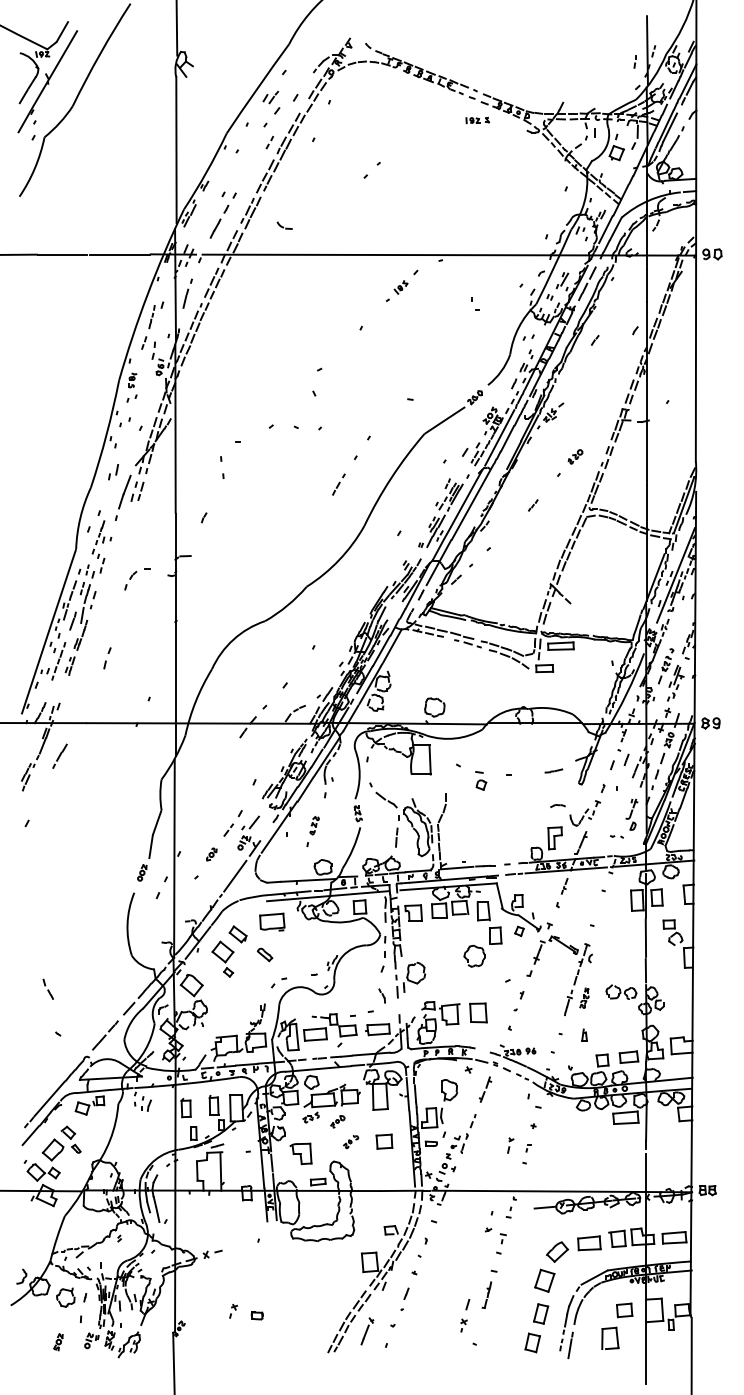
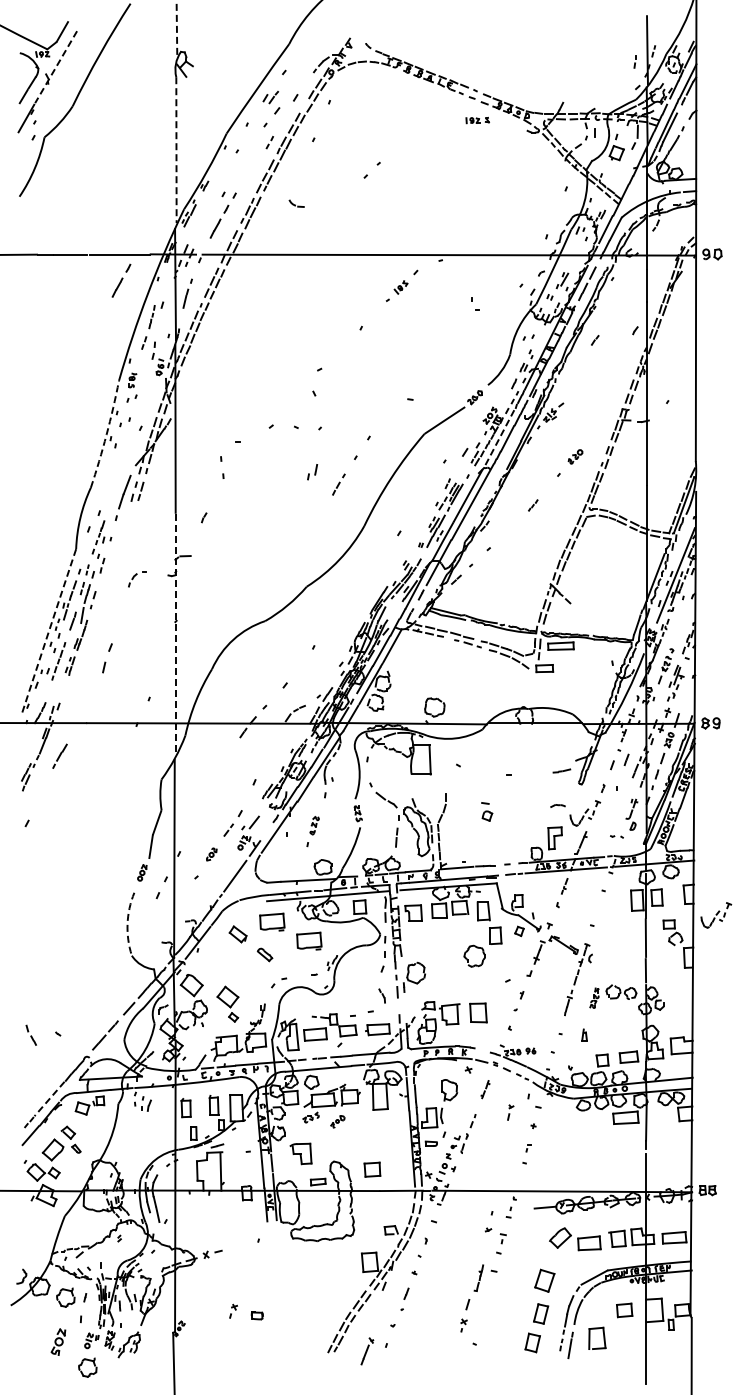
line: solid -> dashed (176, 28)
line: solid -> dashed (56, 67)
line: solid -> dashed (176, 150)
part position: (284, 225) -> (296, 203) (296, 203)
part: none -> present (121, 280)
arc: solid -> dashed (106, 434)
line: solid -> dashed (499, 438)
part position: (113, 472) -> (312, 472) (312, 472)
part size: 27x23 px -> 19x17 px (137, 579)
arc: solid -> dashed (48, 631)
line: solid -> dashed (175, 634)
part size: 9x23 px -> 11x31 px (107, 658)
line position: (553, 770) -> (561, 770) (561, 770)
part position: (481, 780) -> (487, 811) (487, 811)
part: none -> present (716, 915)
arc: solid -> dashed (127, 924)
part: none -> present (309, 940)
part position: (222, 958) -> (227, 1003) (227, 1003)
part position: (47, 988) -> (30, 1034) (30, 1034)
part position: (584, 997) -> (594, 997) (594, 997)
part size: 15x27 px -> 11x20 px (485, 1089)
line: solid -> dashed (49, 1099)
part: present -> none (351, 1141)
part position: (384, 1141) -> (372, 1169) (372, 1169)
part position: (510, 1145) -> (510, 1112) (510, 1112)
part position: (557, 1251) -> (560, 1237) (560, 1237)
part position: (486, 1294) -> (478, 1277) (478, 1277)
part position: (367, 1331) -> (367, 1351) (367, 1351)
part position: (610, 1337) -> (597, 1337) (597, 1337)
part size: 11x19 px -> 17x28 px (58, 1341)
part: none -> present (87, 1367)
